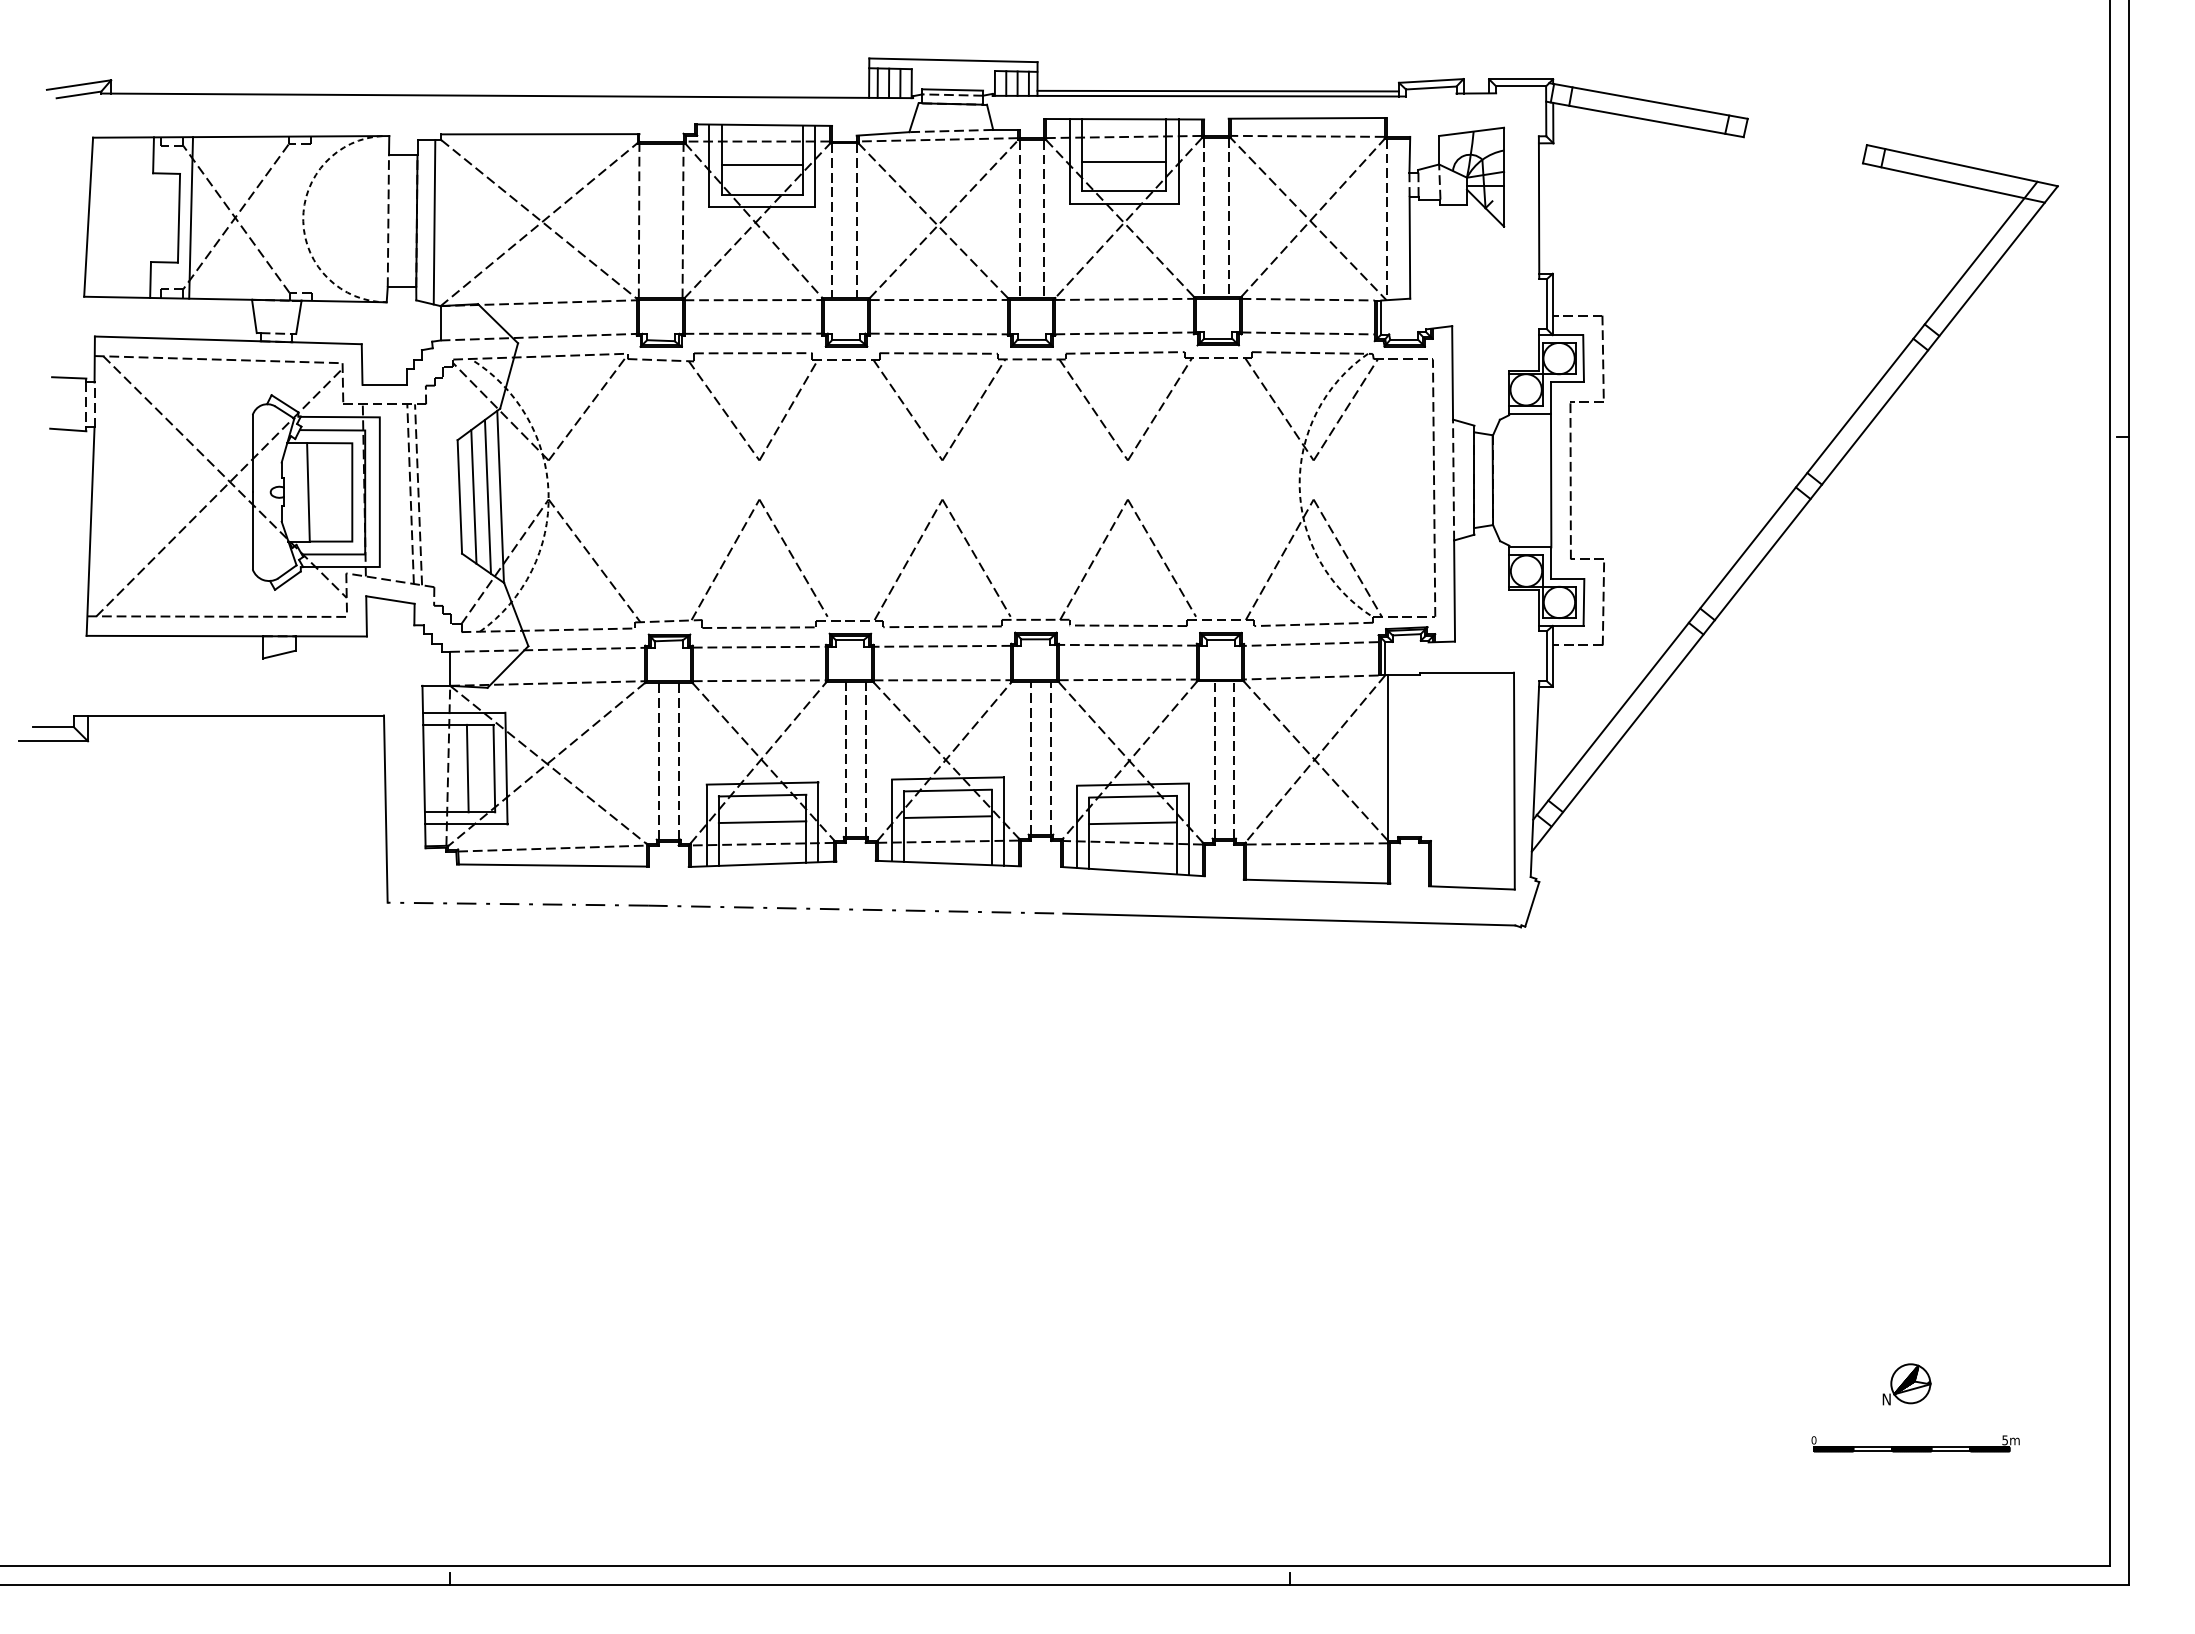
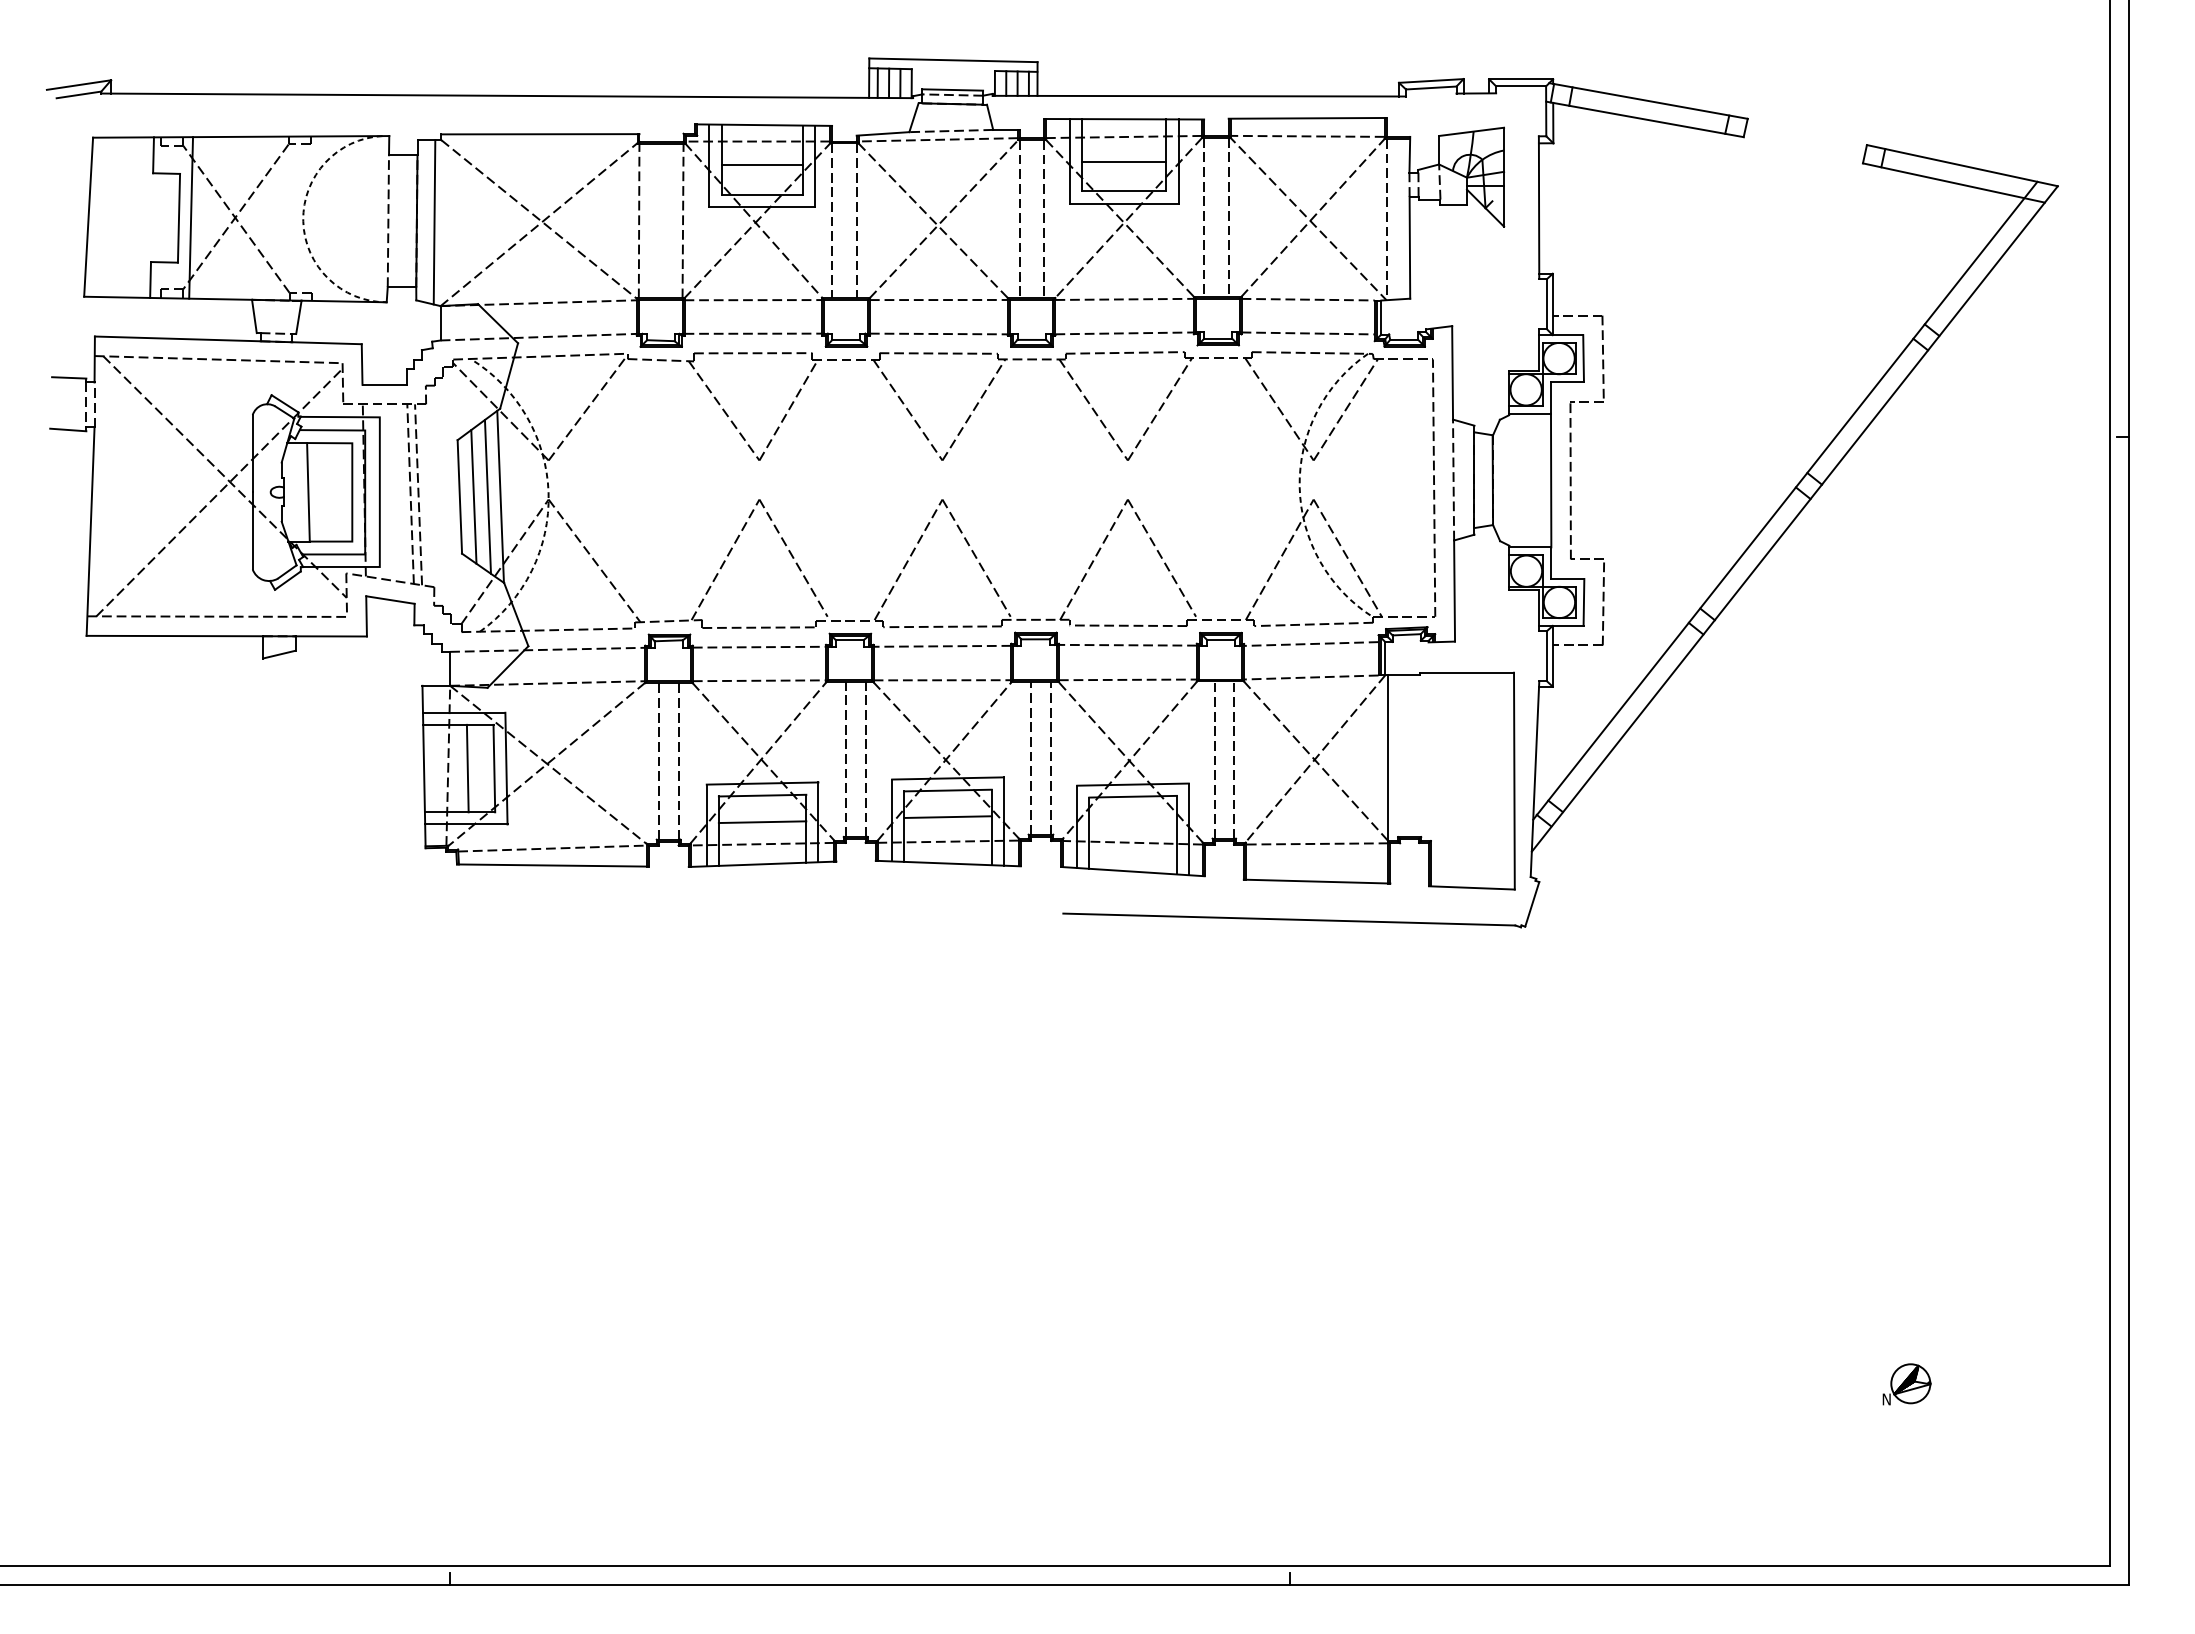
line: present -> none (1218, 90)
line: present -> none (1132, 823)
part: present -> none (532, 903)
part: present -> none (1915, 1443)
